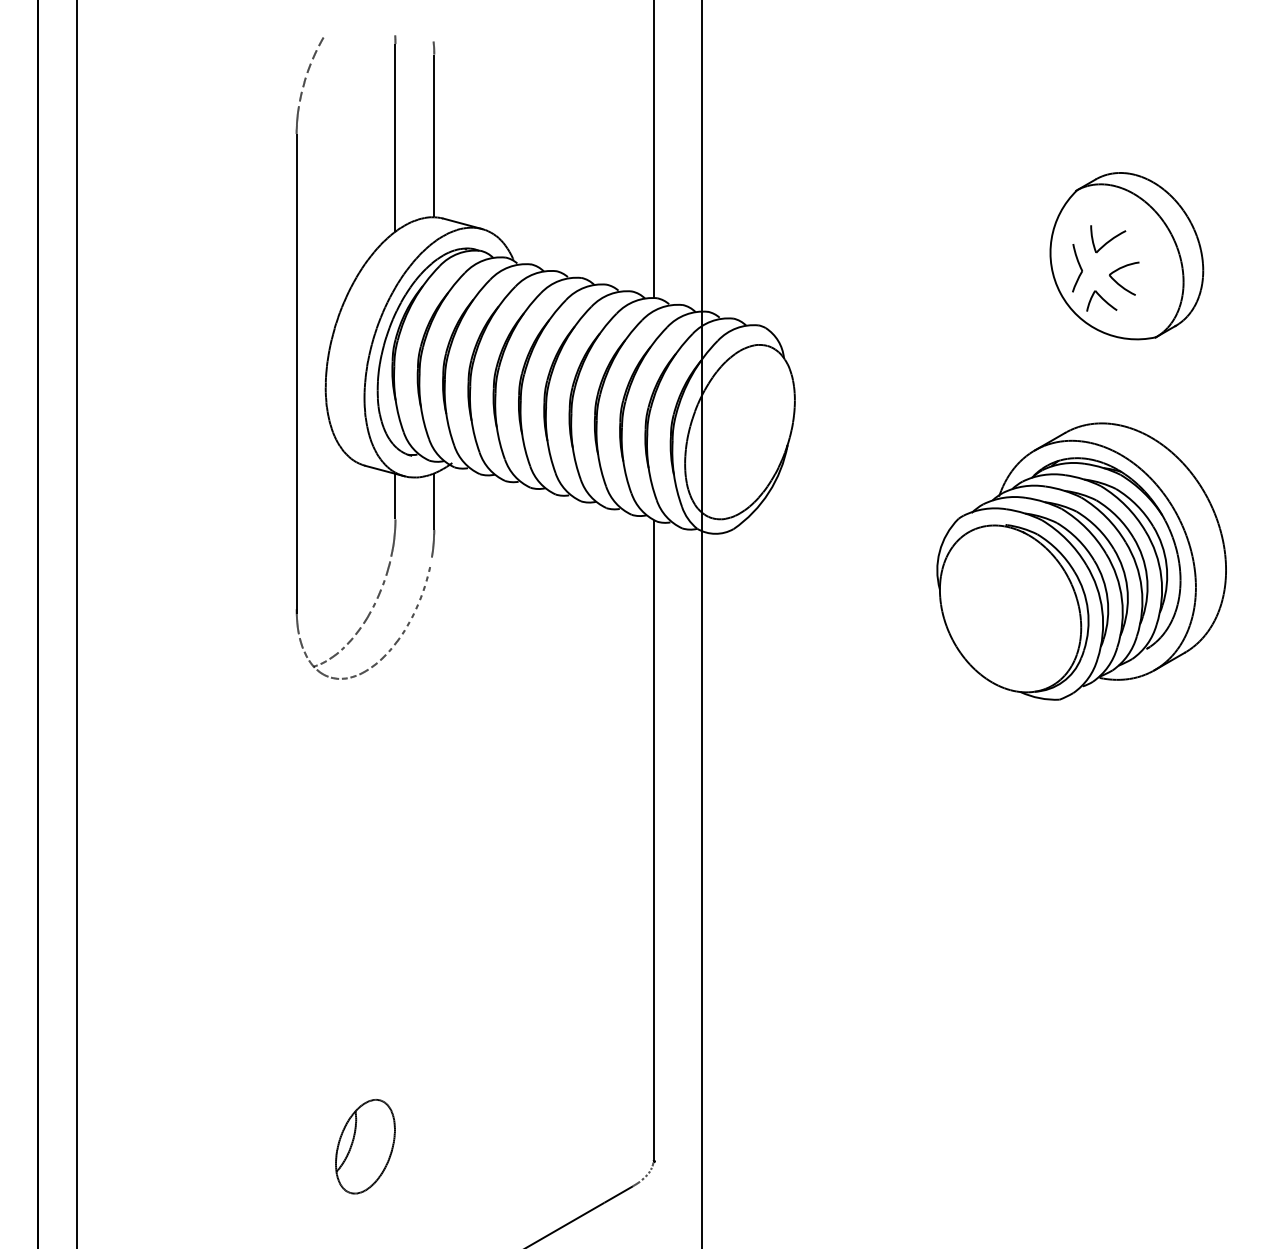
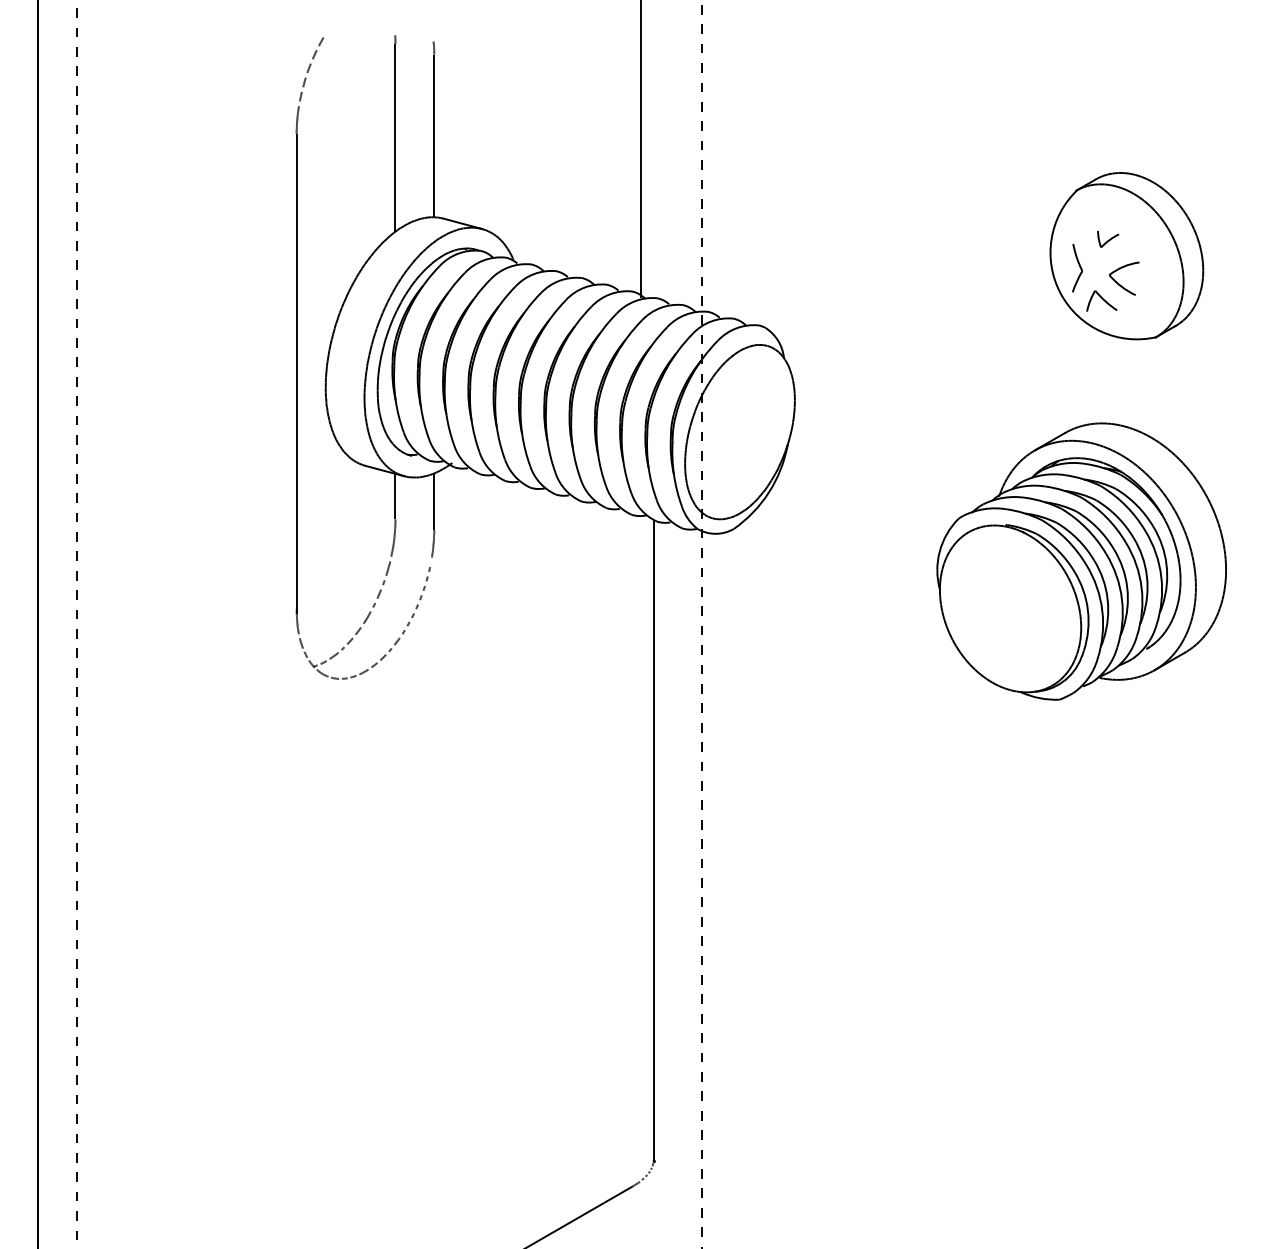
line position: (653, 150) -> (640, 150) (640, 150)
part size: 37x29 px -> 23x17 px (1108, 239)
line: solid -> dashed (76, 624)
line: solid -> dashed (701, 624)
part: present -> none (365, 1146)
